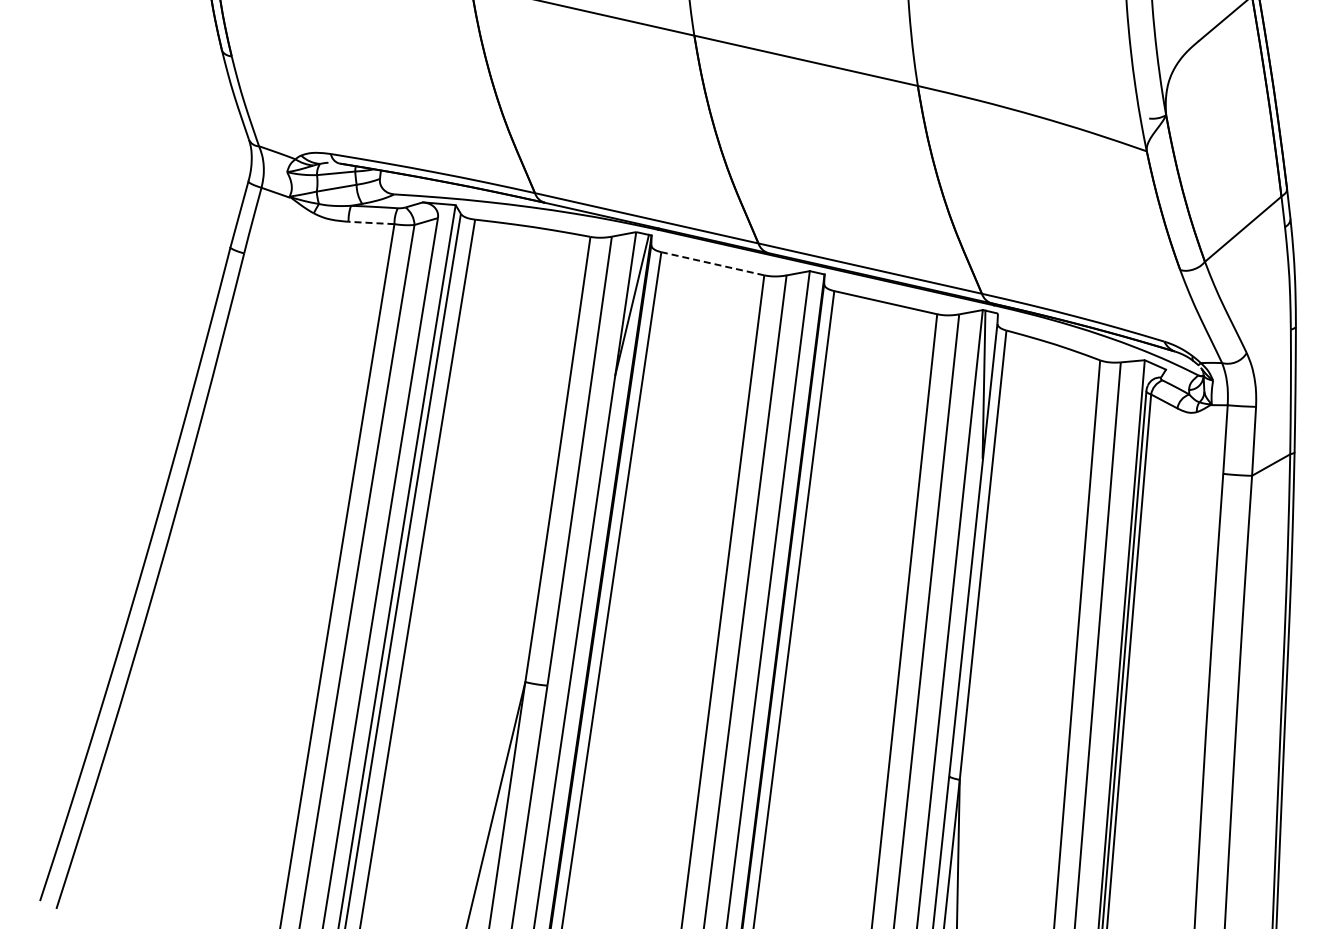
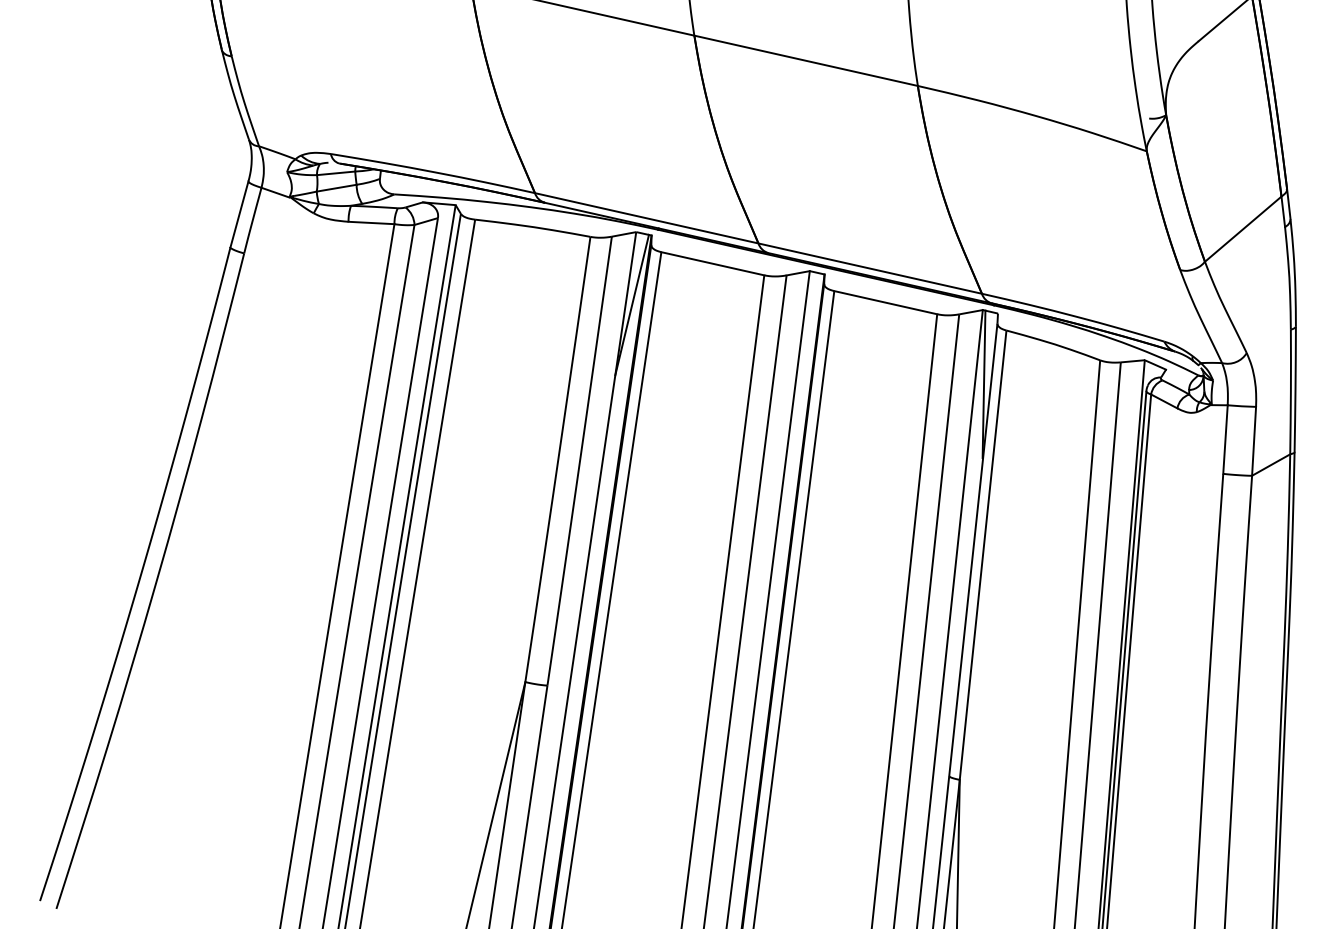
line: dashed -> solid (371, 222)
line: dashed -> solid (712, 263)
